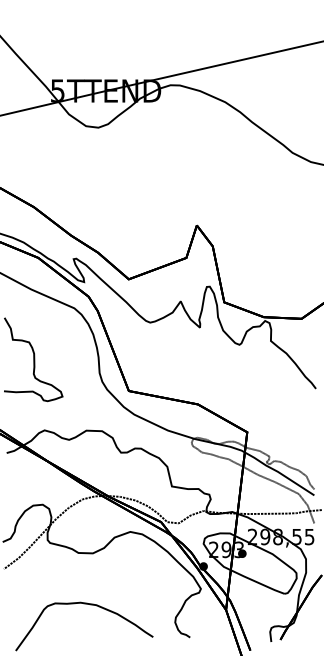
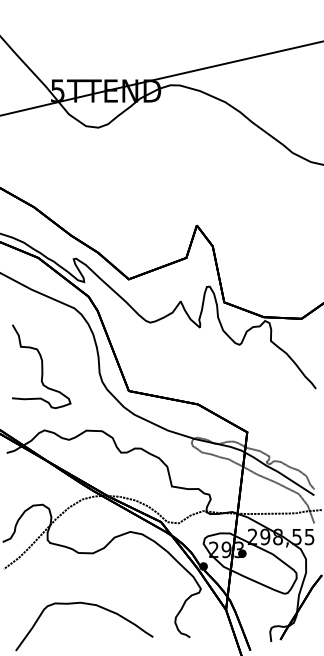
curve position: (33, 359) -> (41, 366) (41, 366)
